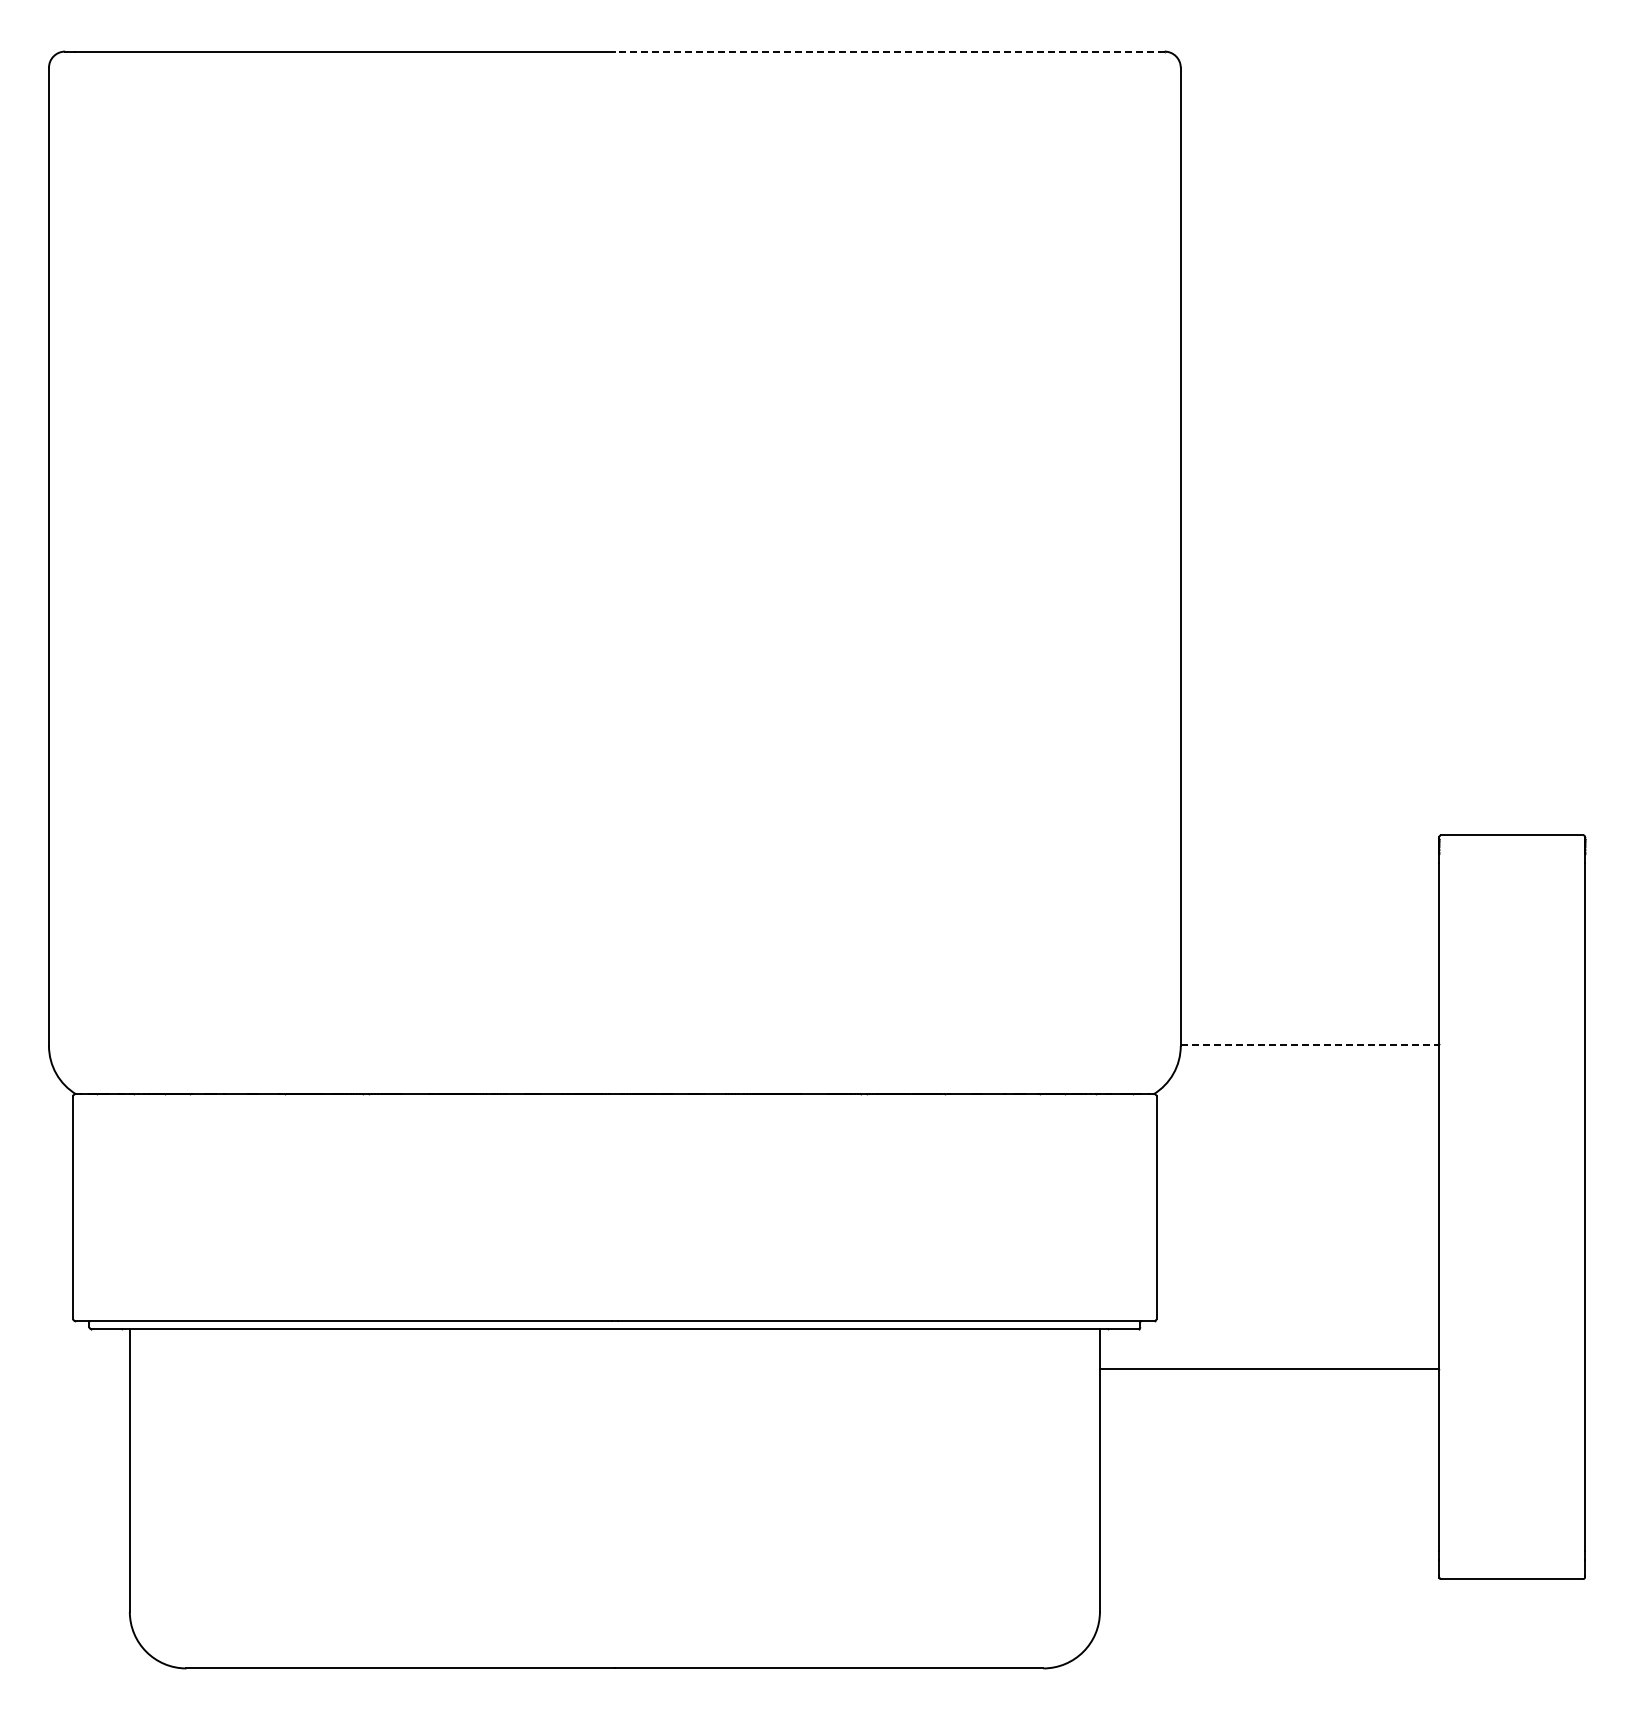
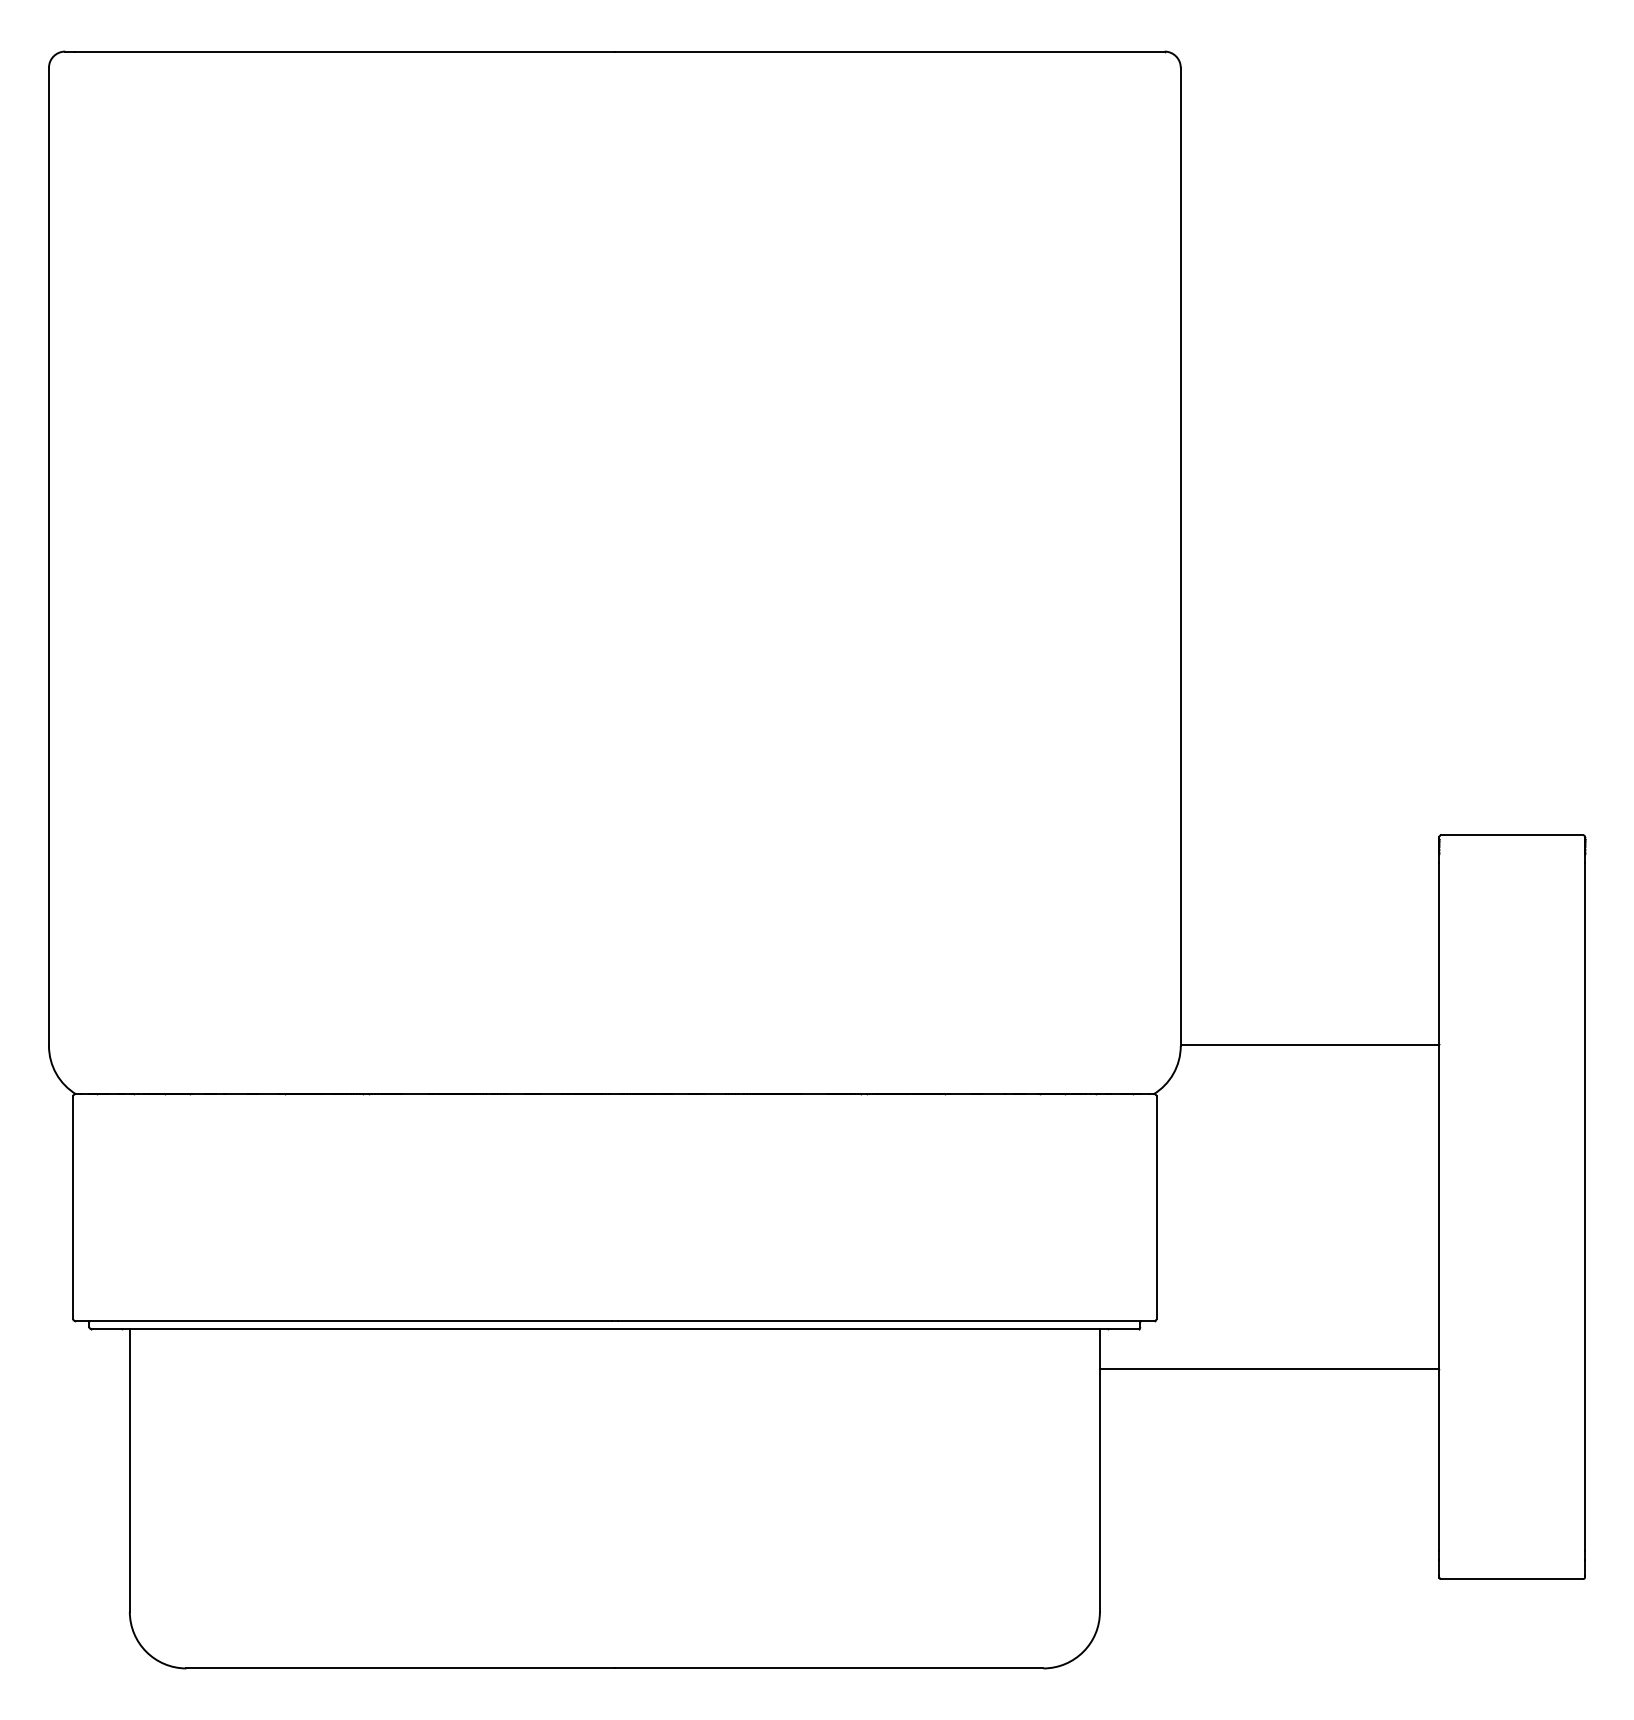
line: dashed -> solid (889, 51)
line: dashed -> solid (1309, 1045)
